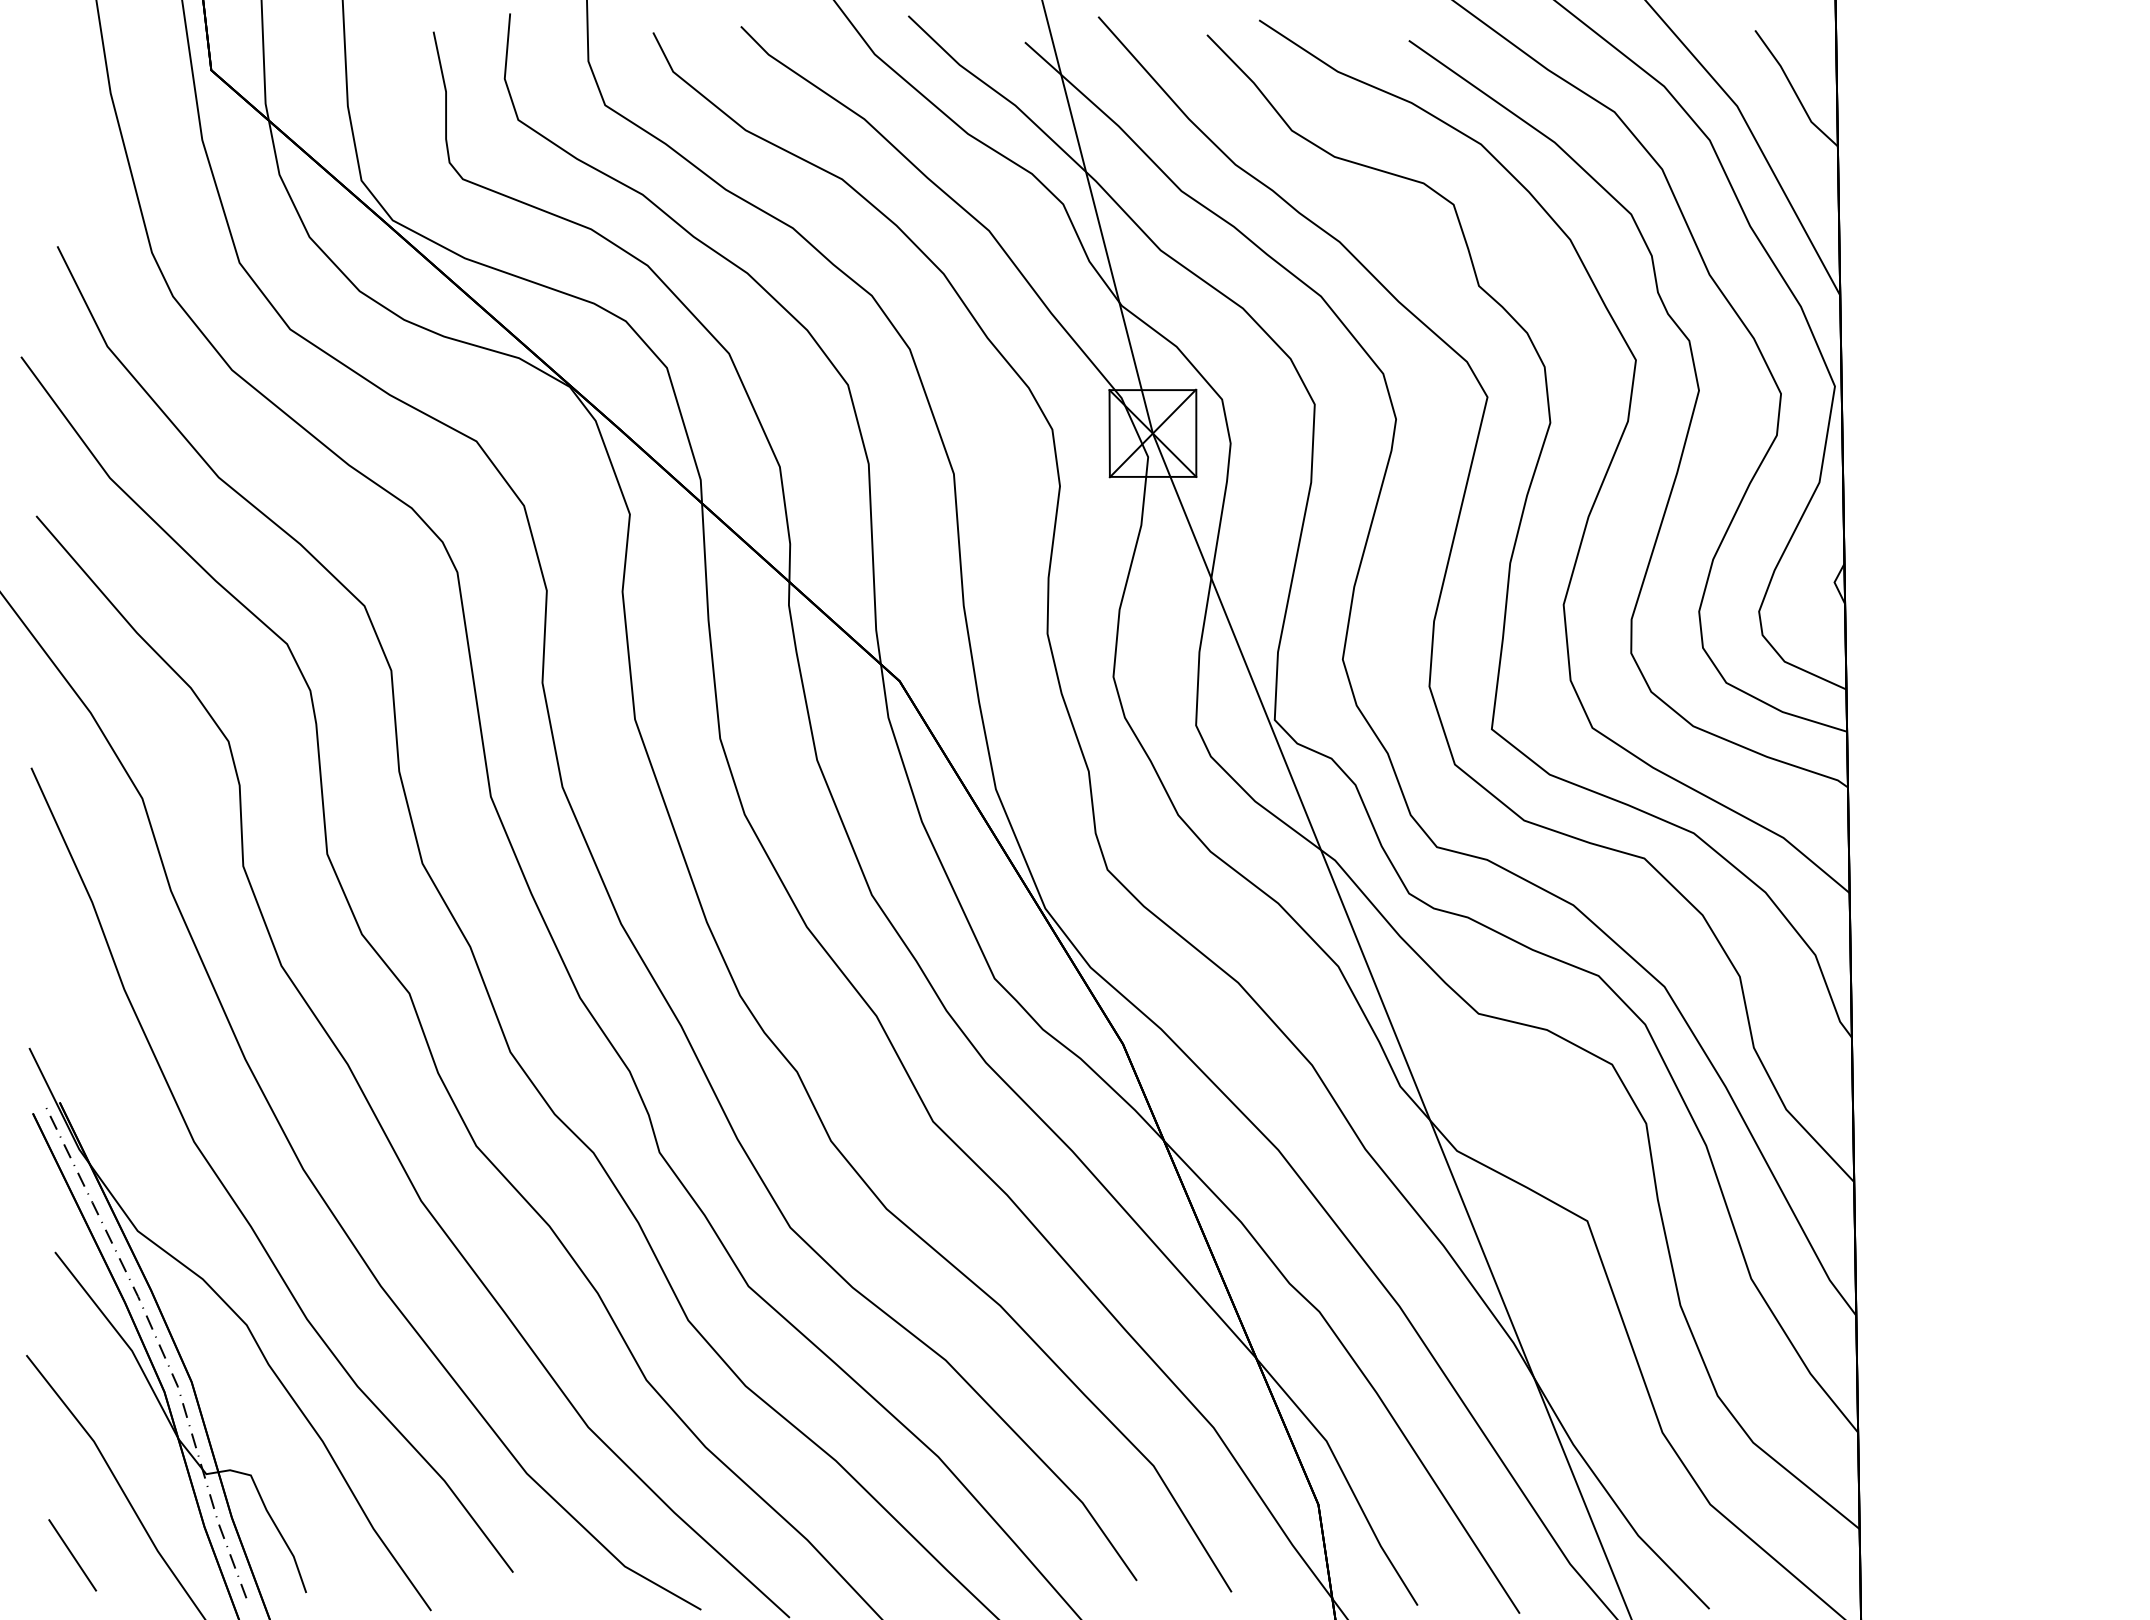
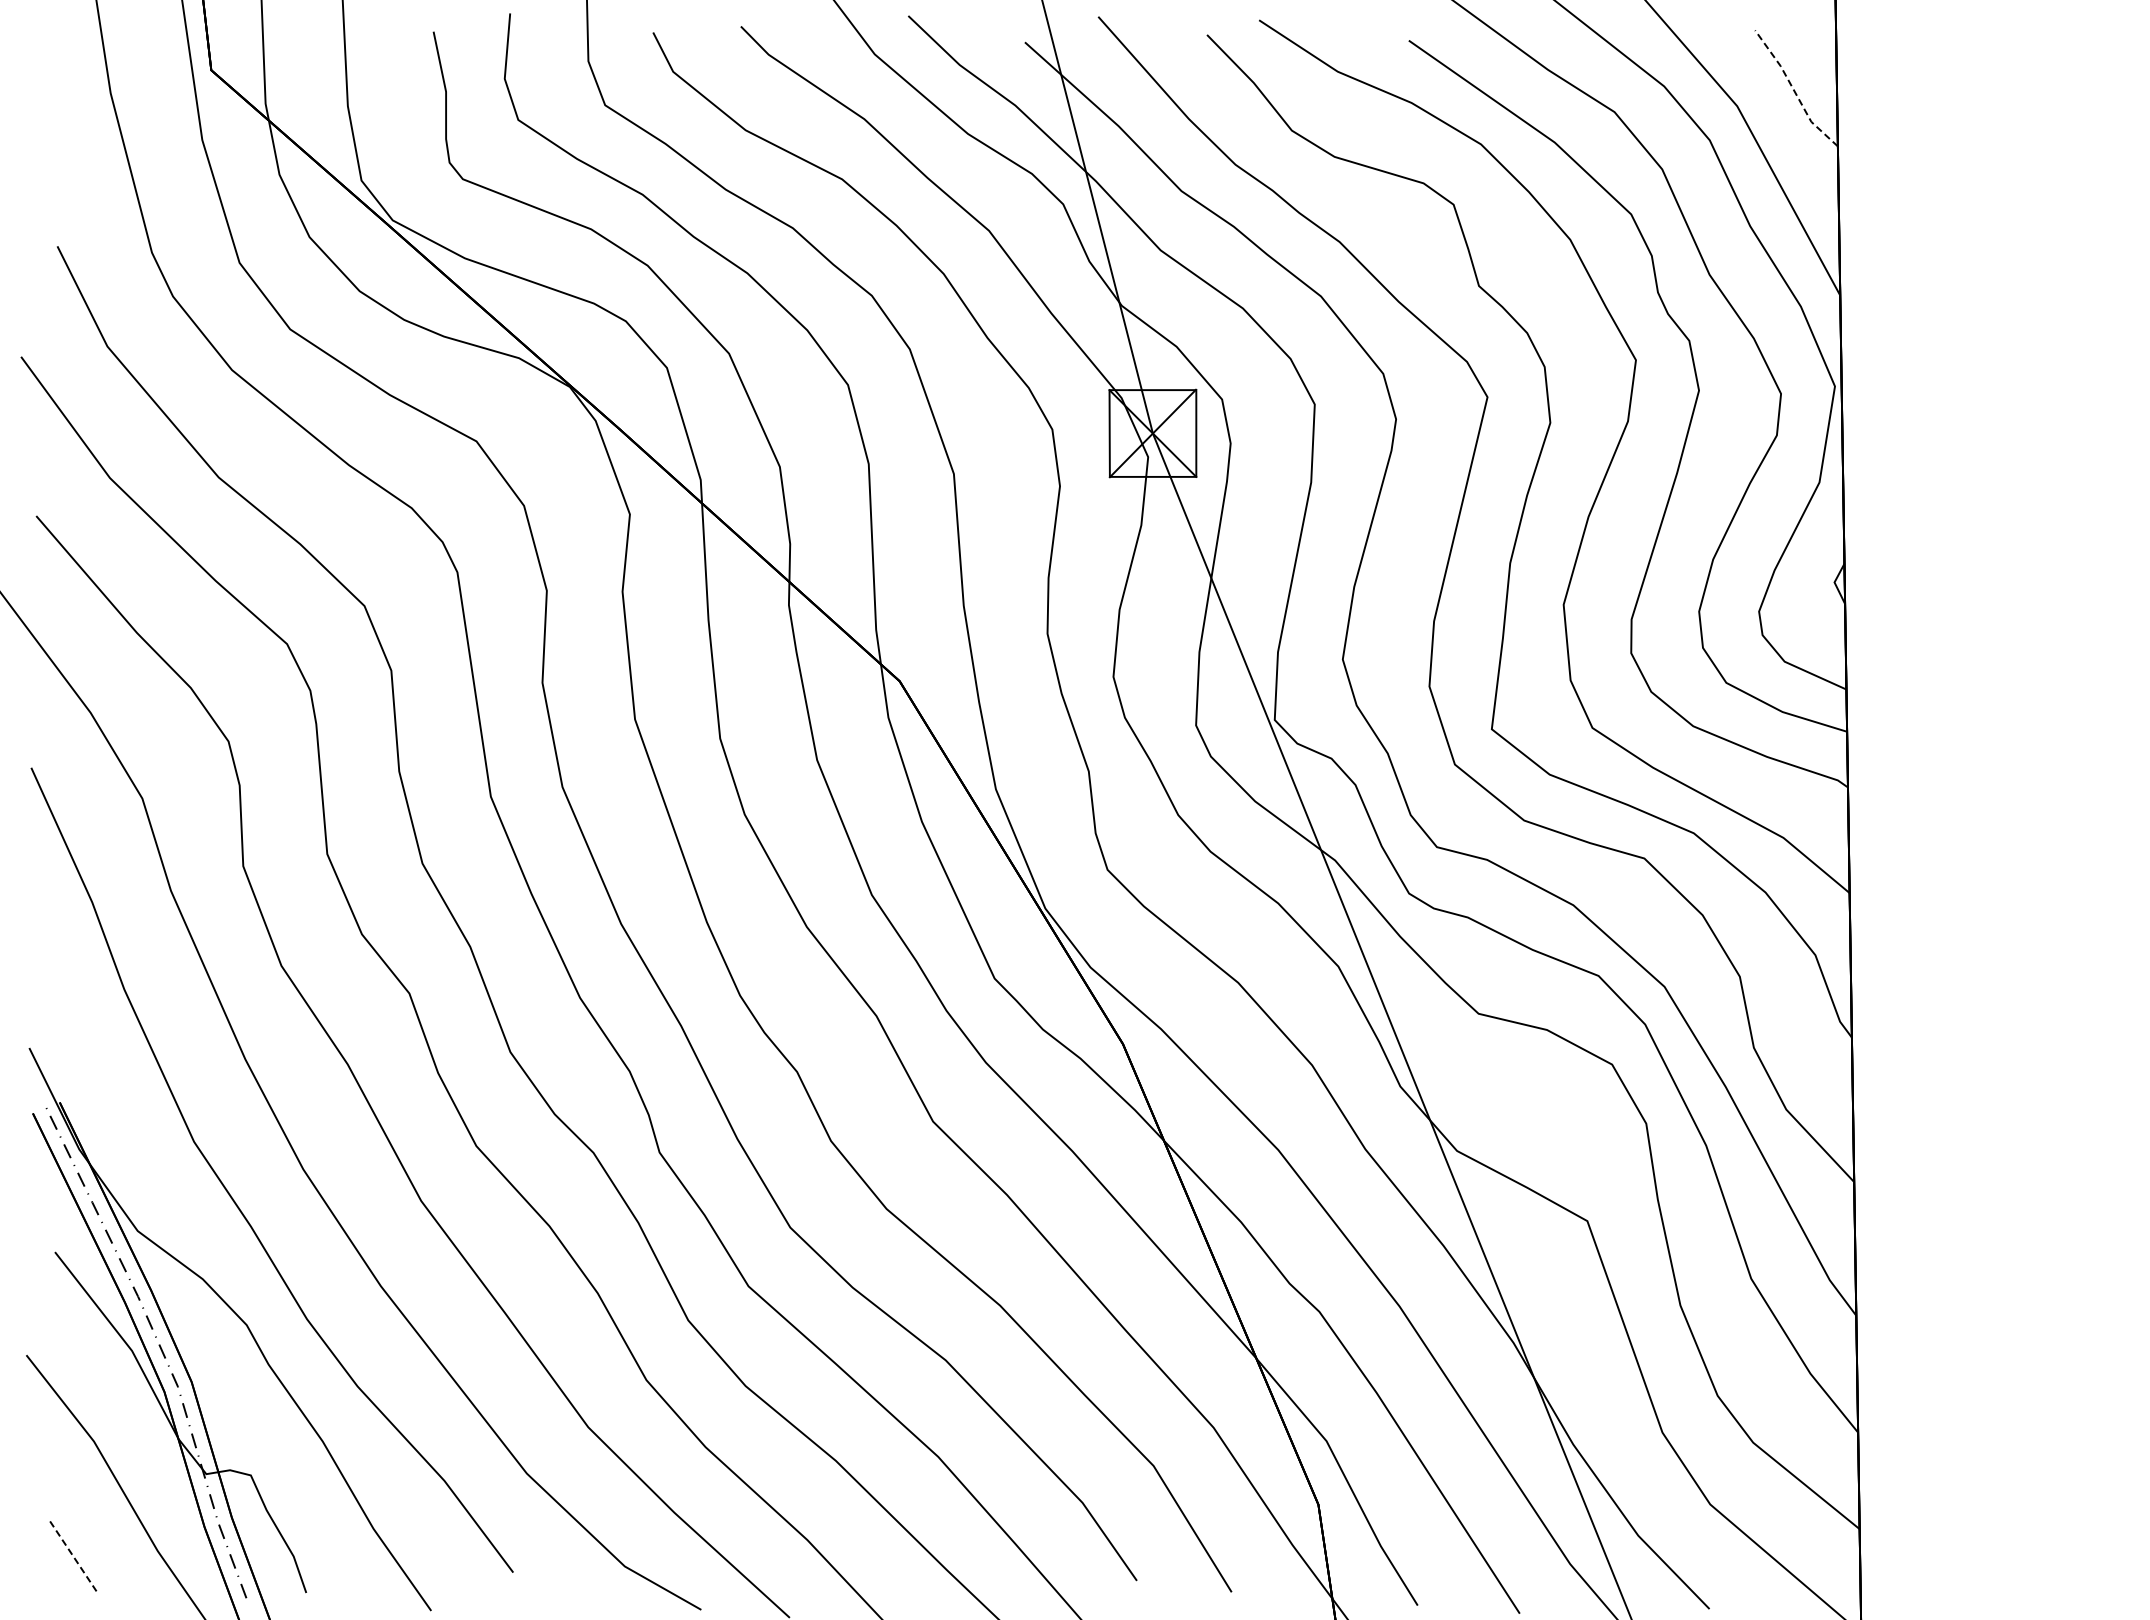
line: solid -> dashed (1794, 90)
line: solid -> dashed (72, 1554)
